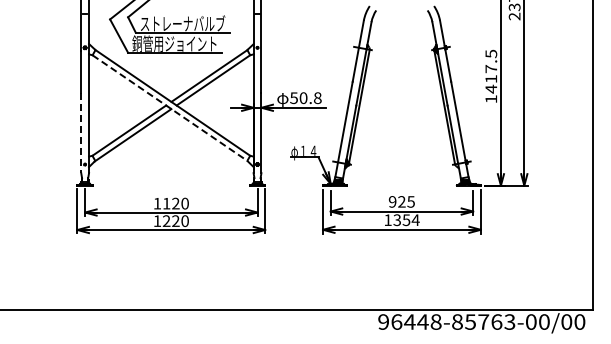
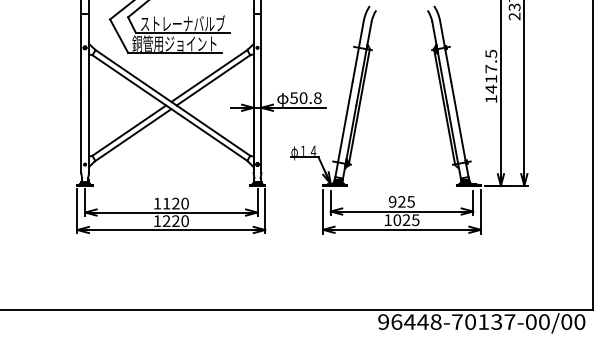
line: dashed -> solid (170, 108)
line: dashed -> solid (81, 133)
text: 1354 -> 1025 (406, 220)
text: 96448-85763-00/00 -> 96448-70137-00/00 (483, 321)
